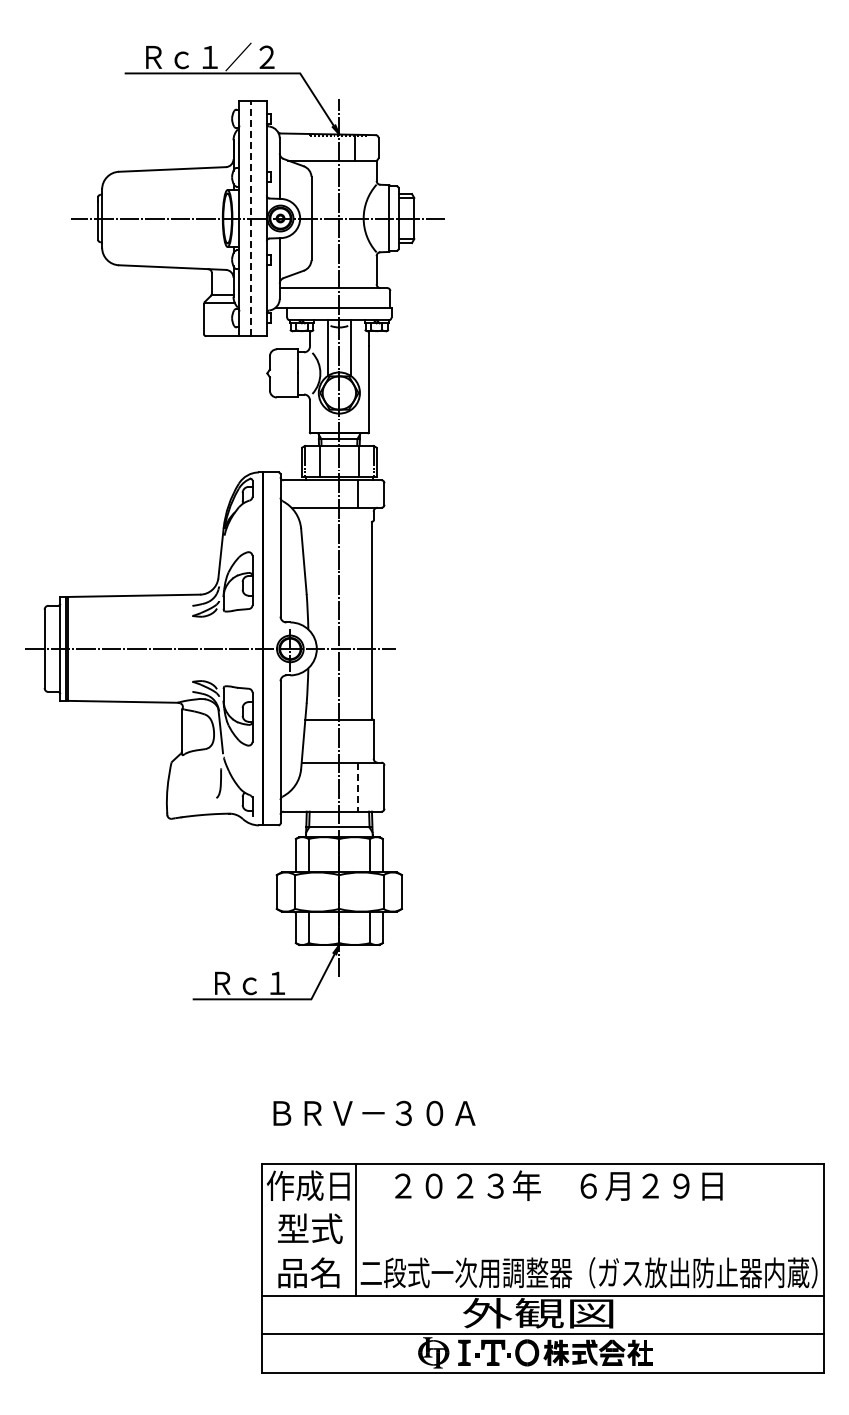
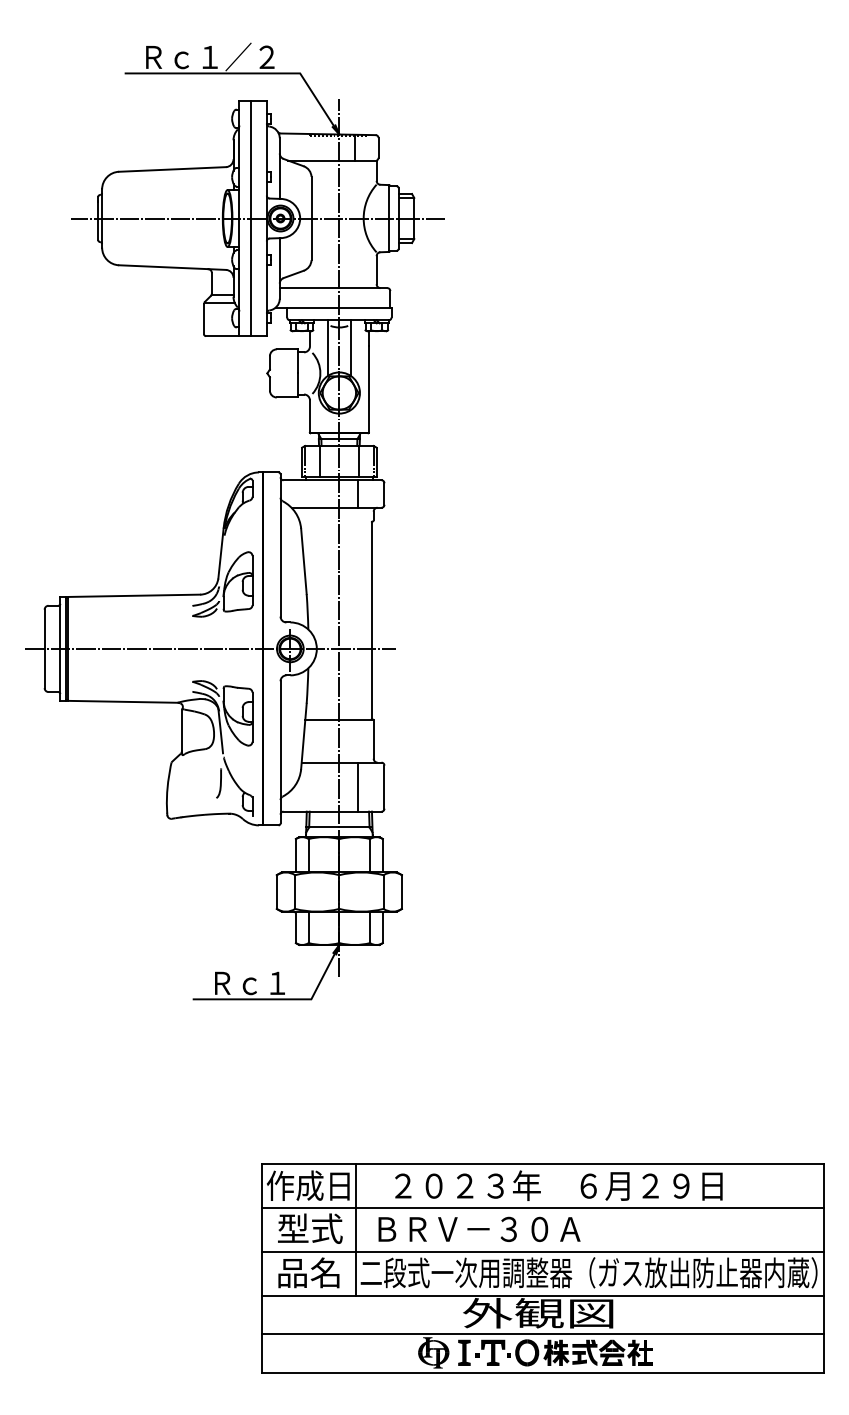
line: dashed -> solid (251, 218)
line: dashed -> solid (358, 787)
text position: (374, 1112) -> (479, 1228) (479, 1228)
line: none -> present (542, 1208)
line: none -> present (542, 1252)
